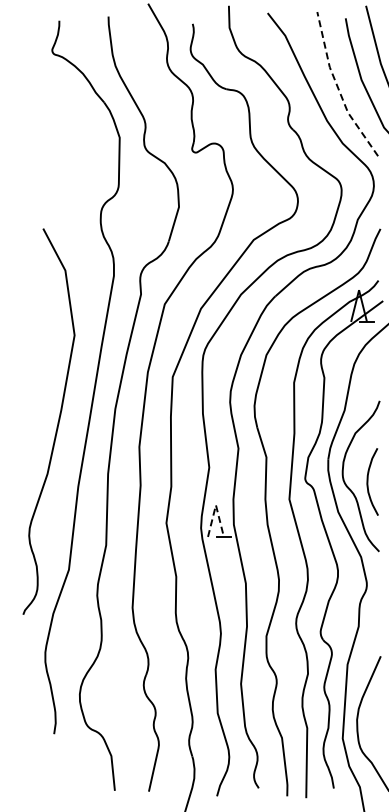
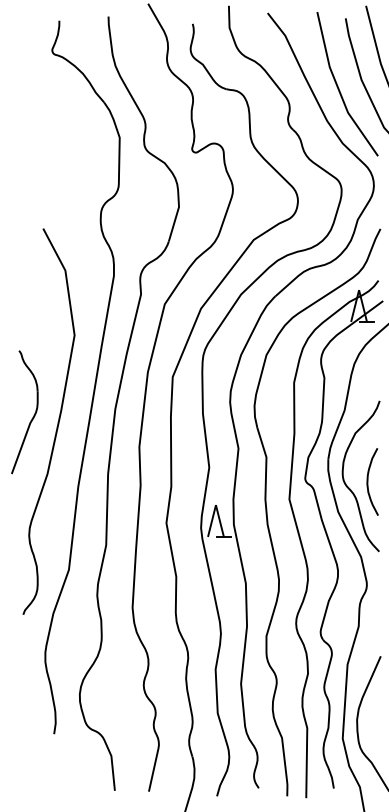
line: dashed -> solid (338, 88)
part: none -> present (31, 418)
line: dashed -> solid (215, 505)
